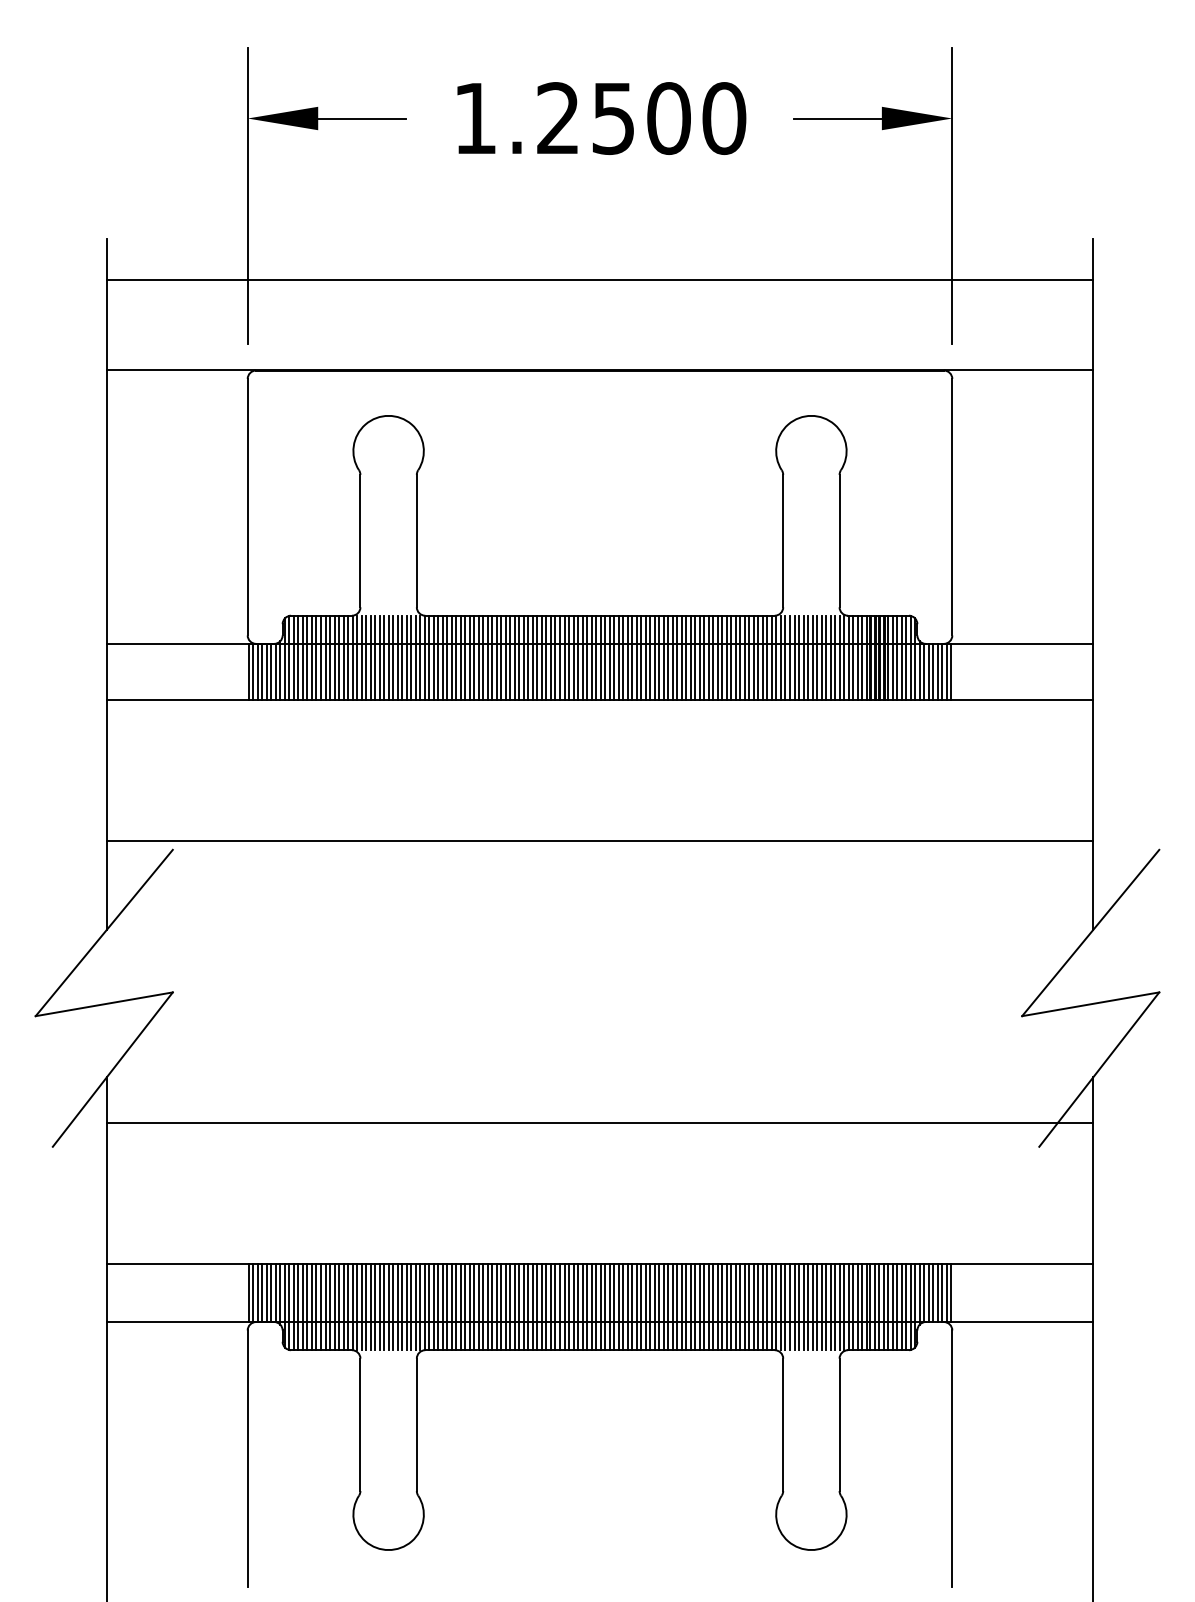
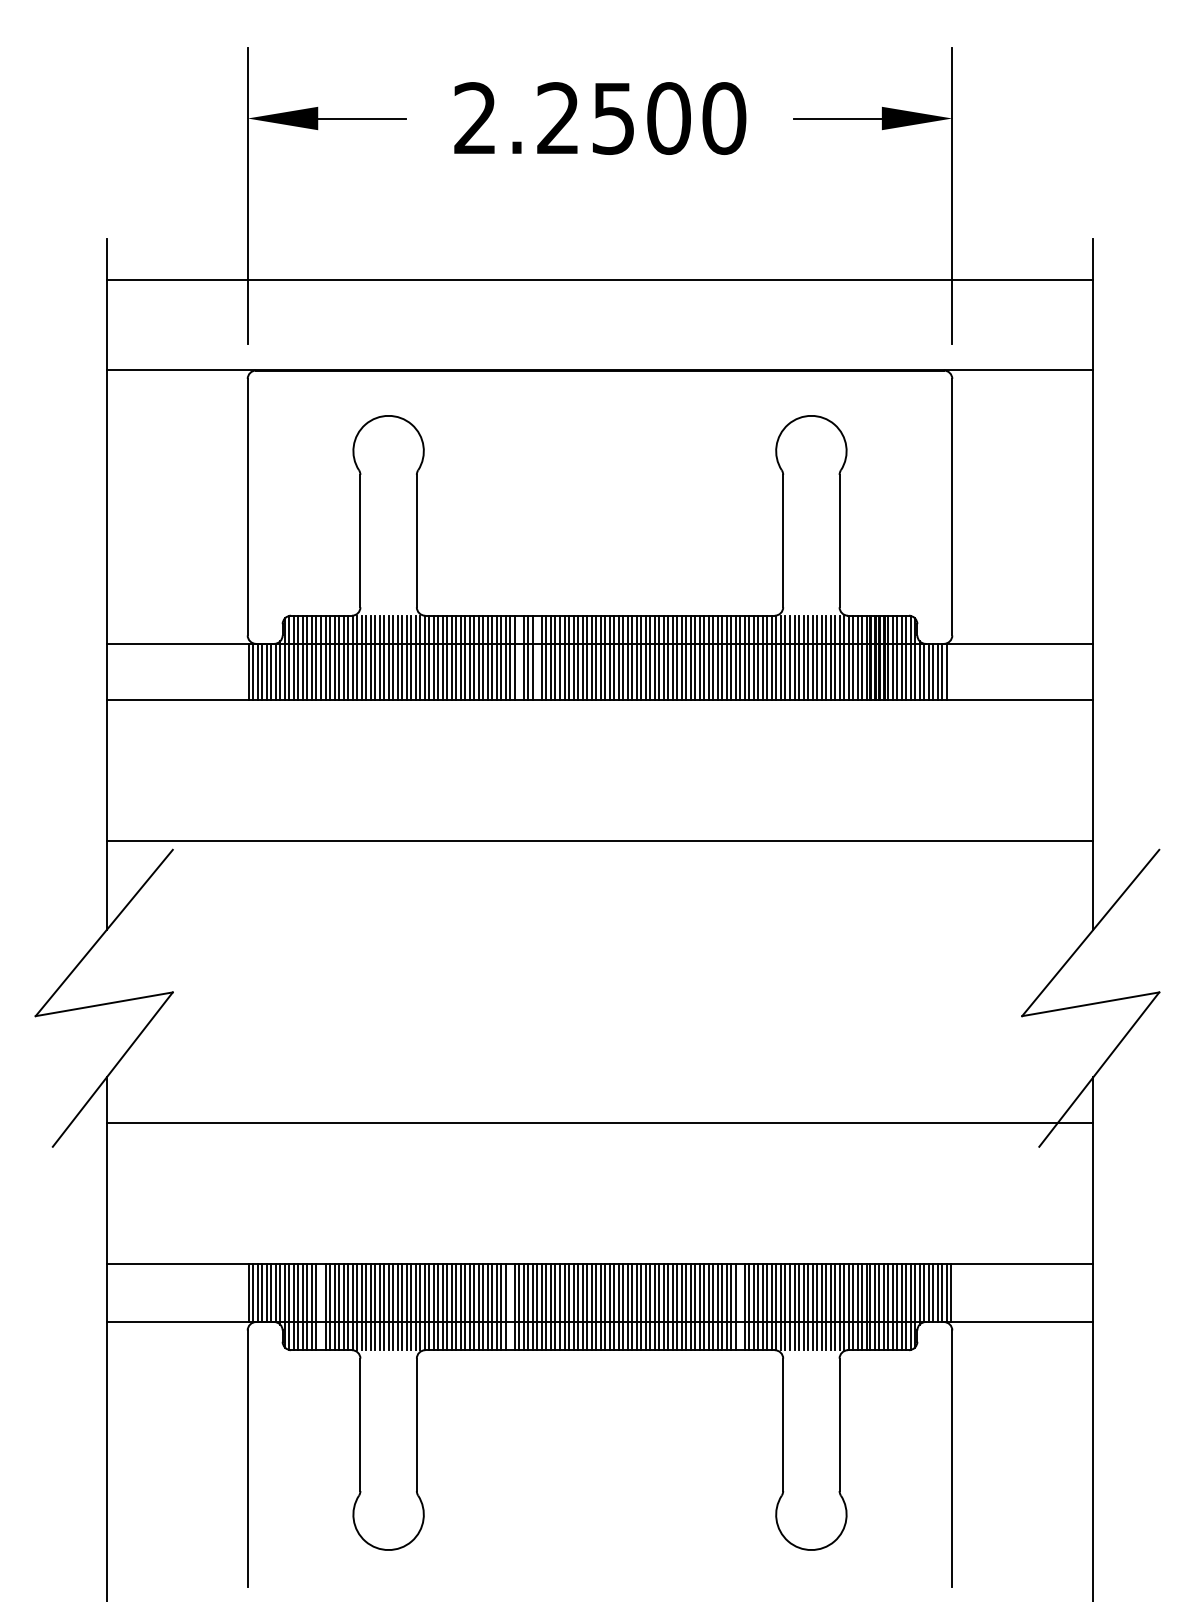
text: 1.2500 -> 2.2500 (474, 117)
line: present -> none (519, 657)
line: present -> none (537, 657)
line: present -> none (951, 671)
line: present -> none (320, 1306)
line: present -> none (510, 1306)
line: present -> none (740, 1306)
